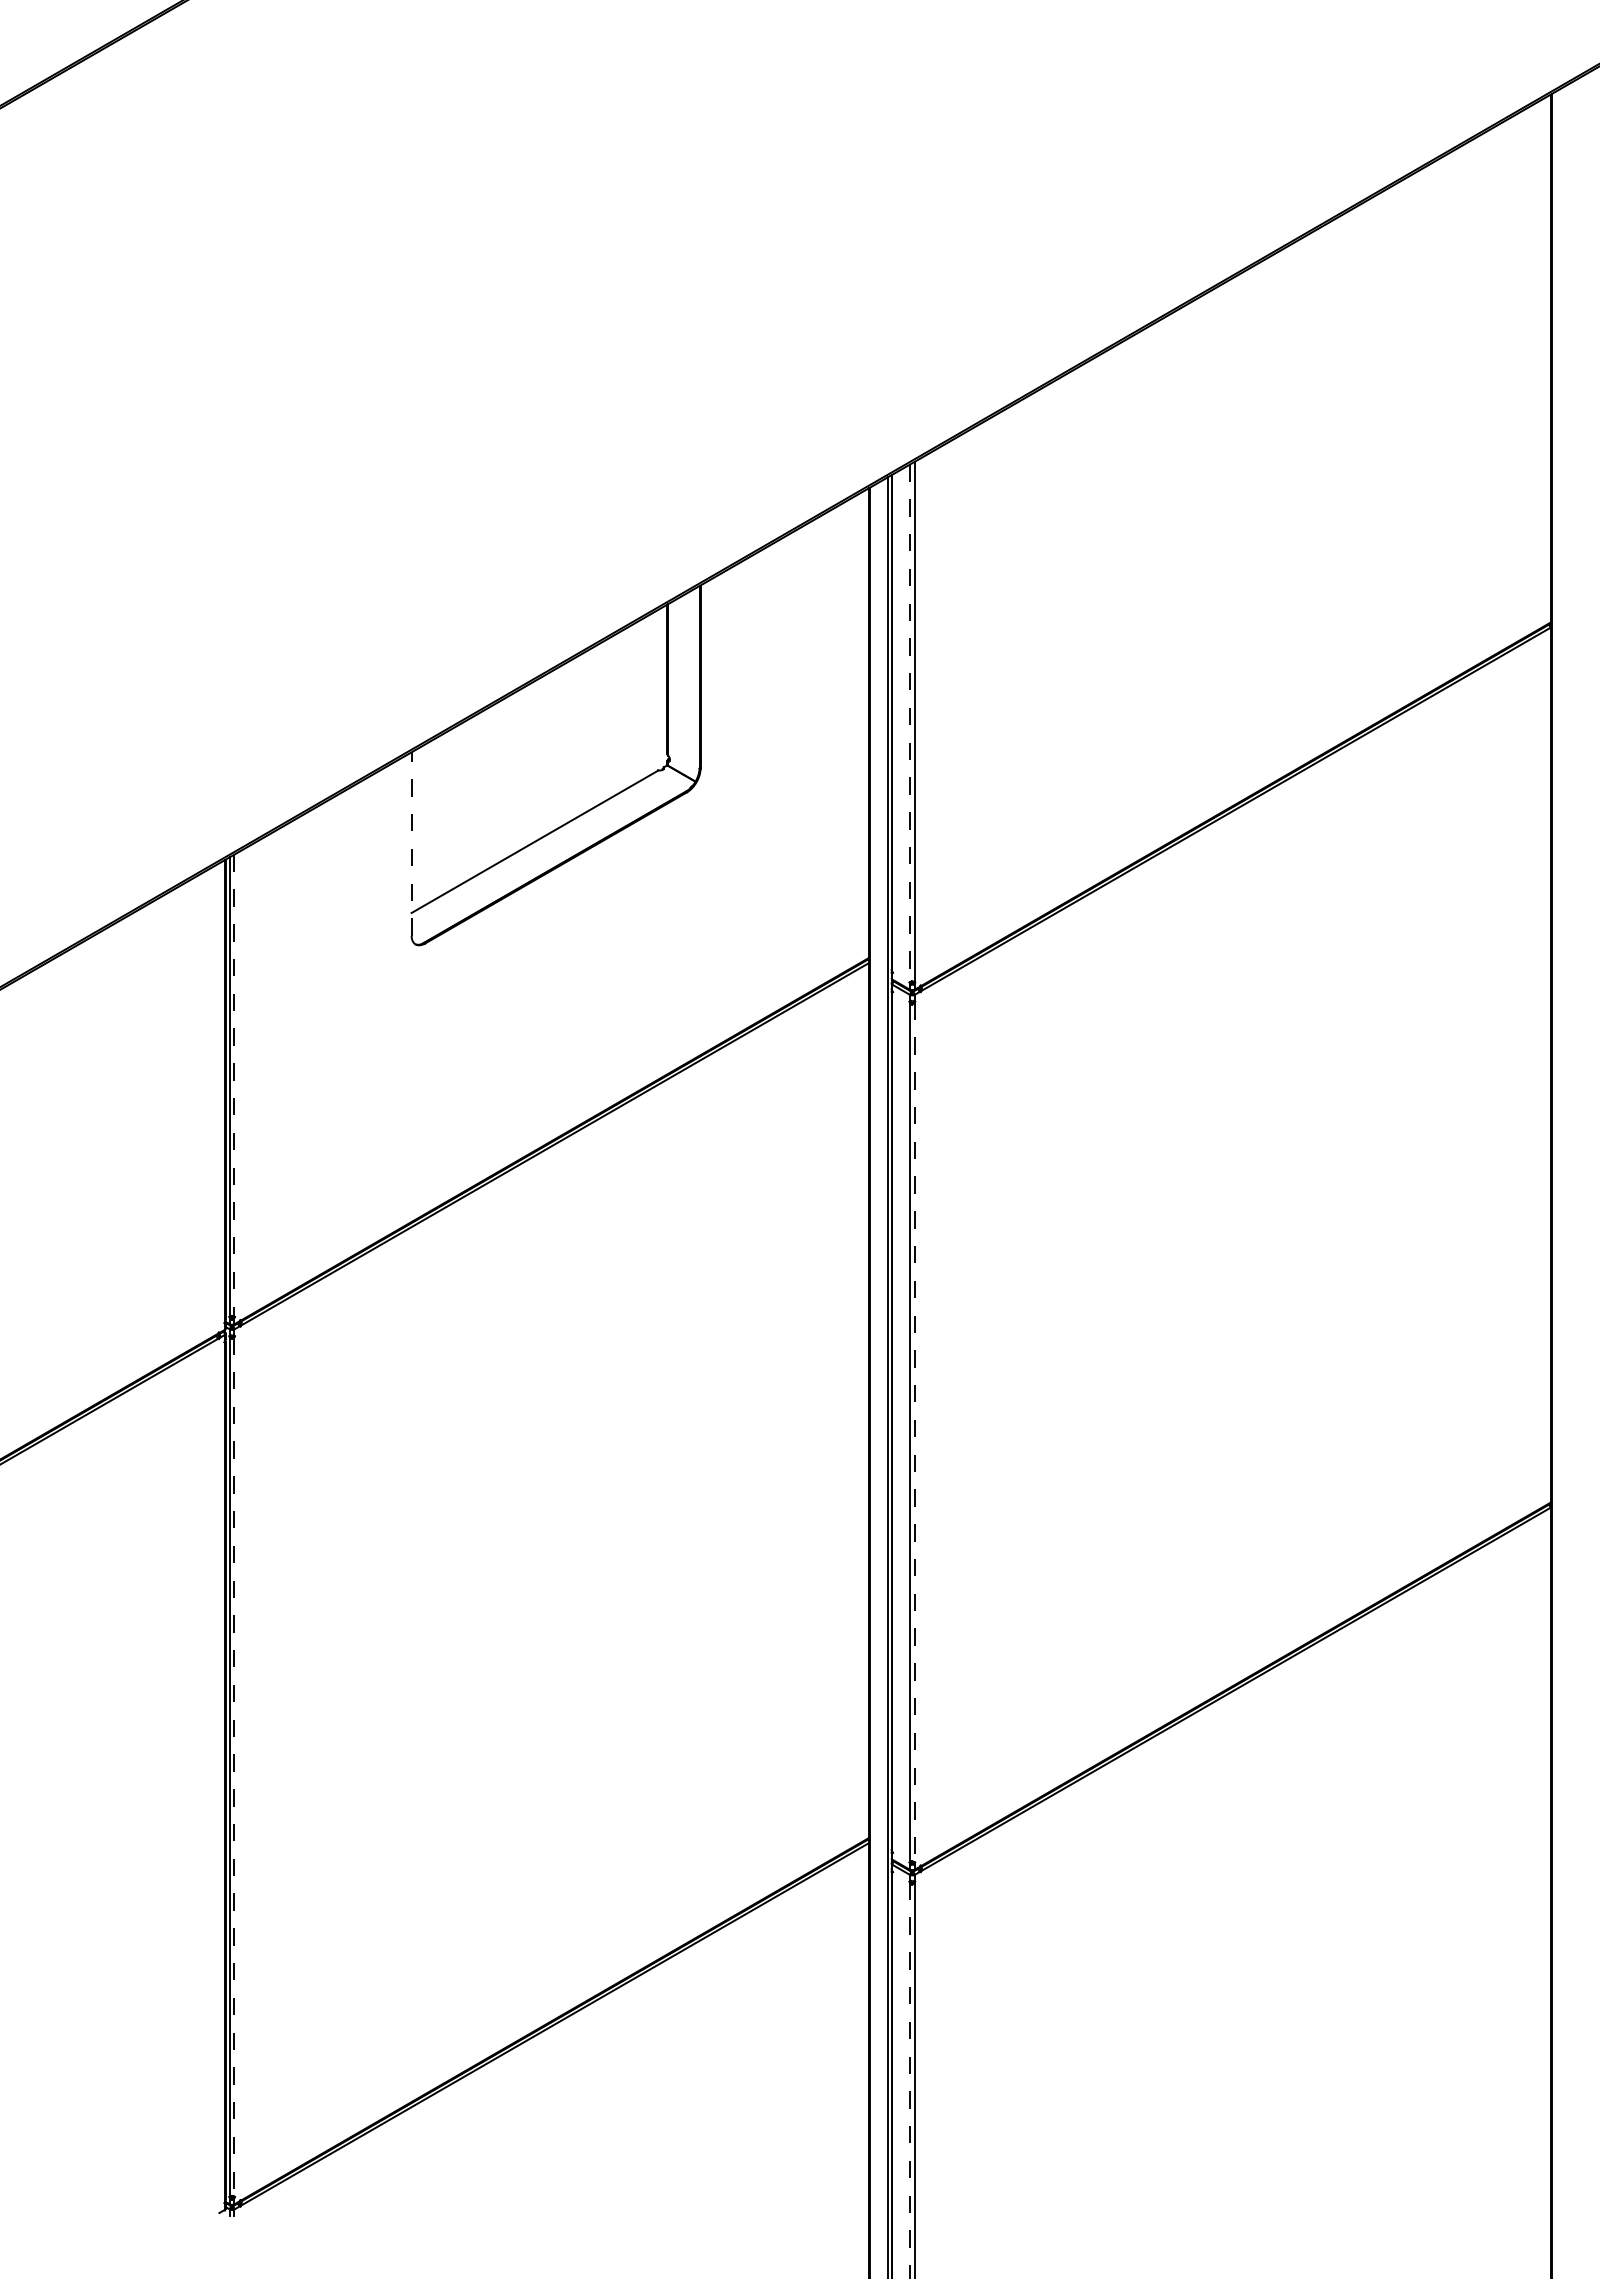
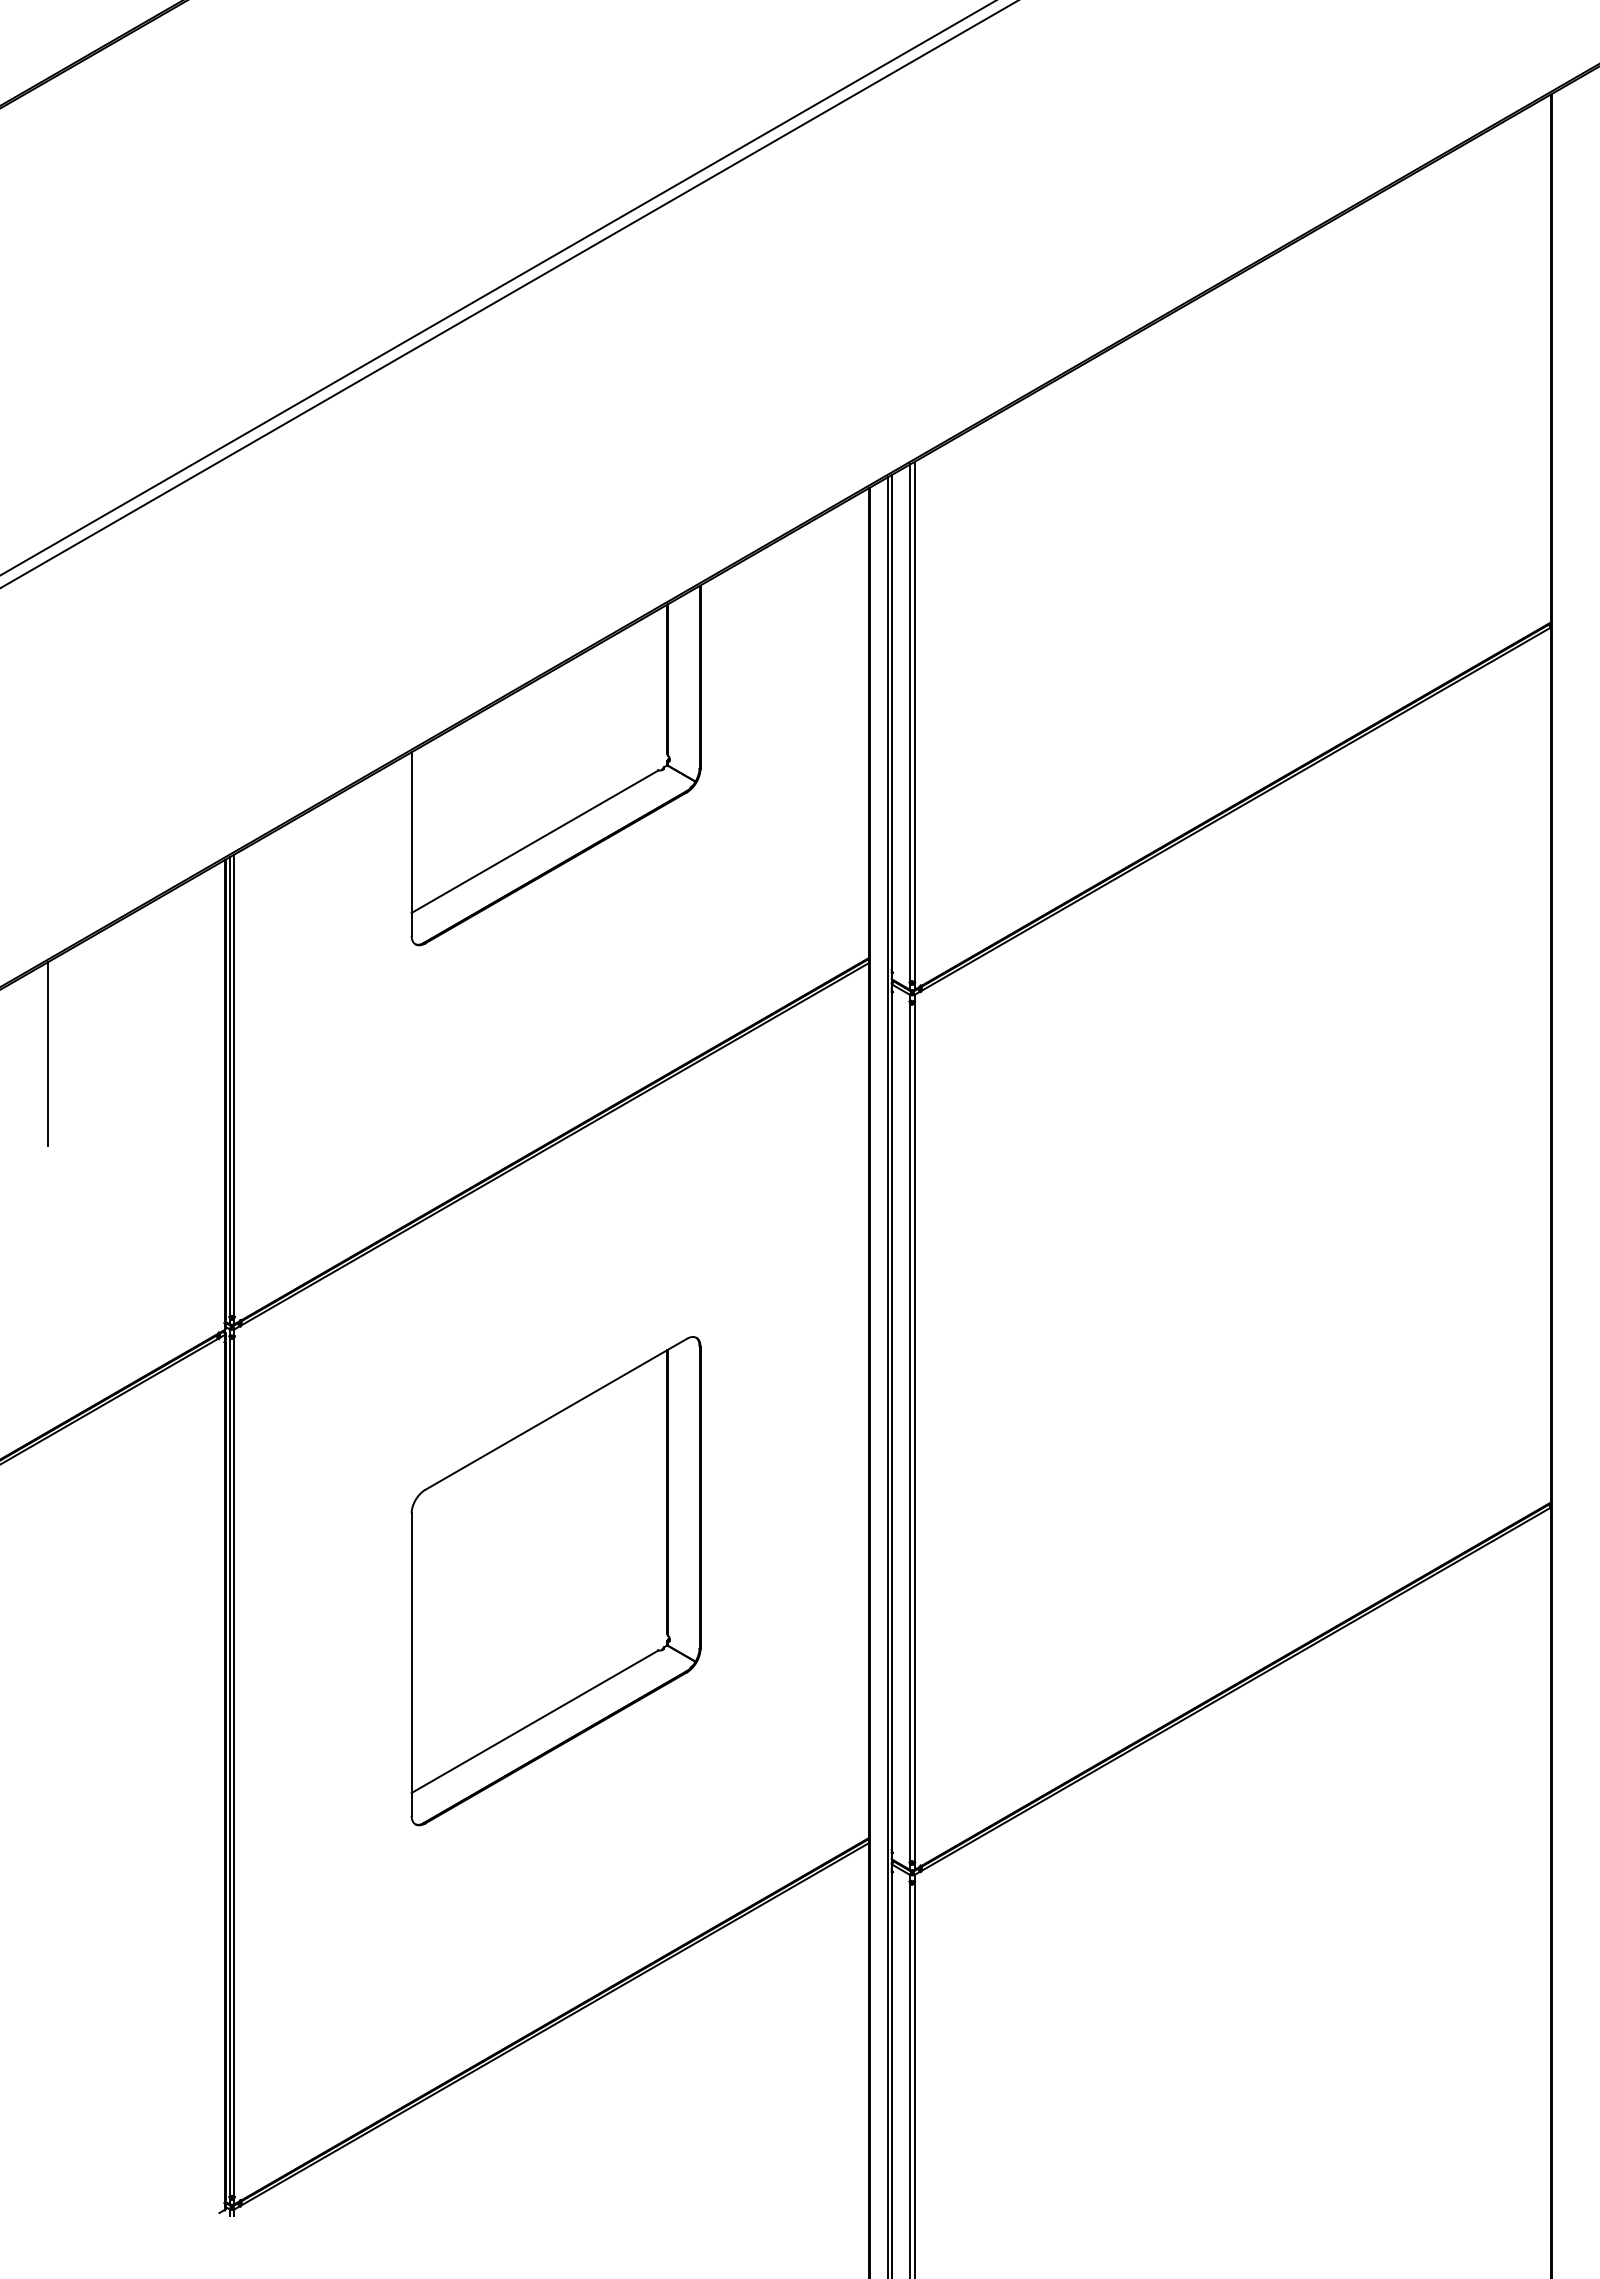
line: none -> present (497, 288)
line: none -> present (508, 294)
line: dashed -> solid (910, 723)
line: dashed -> solid (411, 844)
line: none -> present (47, 1053)
line: dashed -> solid (234, 1086)
line: dashed -> solid (914, 1432)
part: none -> present (555, 1581)
line: dashed -> solid (234, 1766)
line: dashed -> solid (910, 2080)
